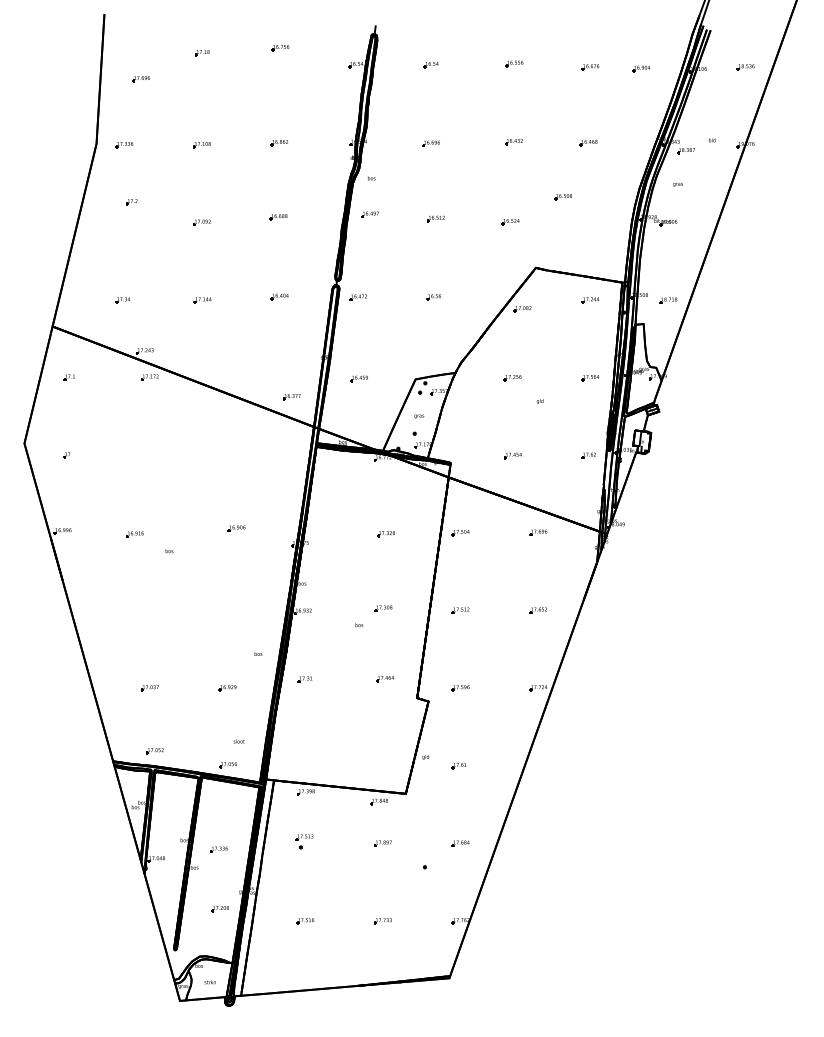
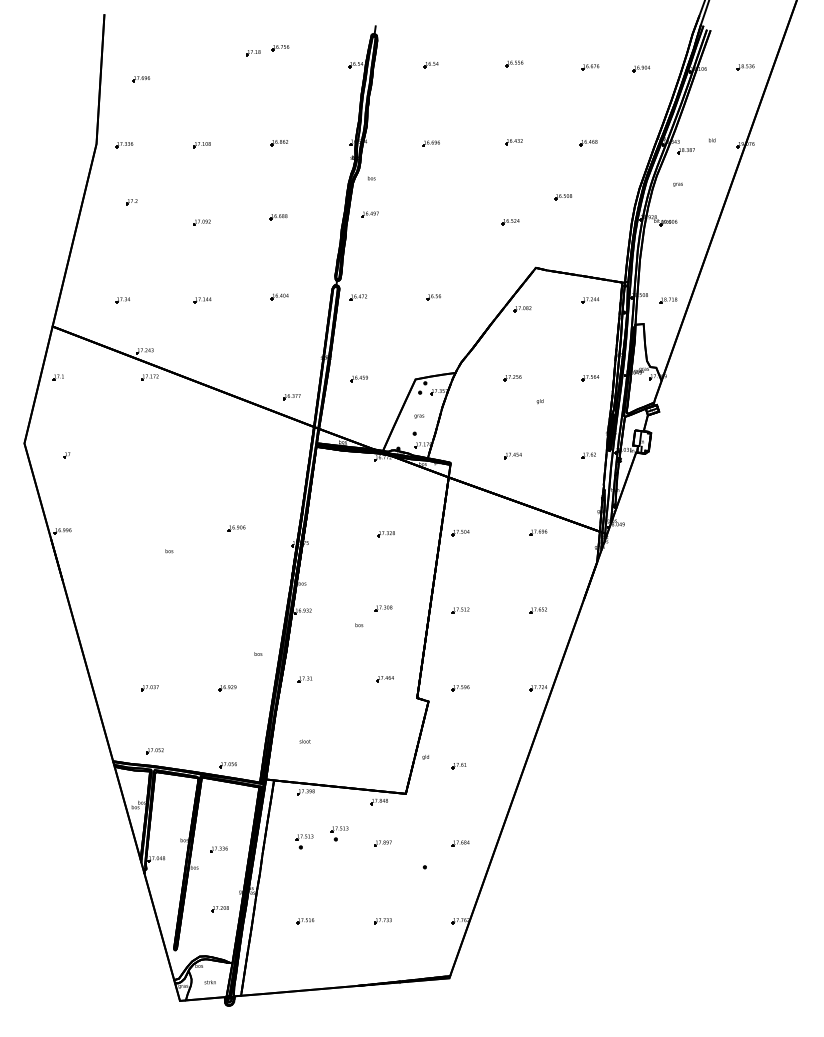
part position: (202, 53) -> (253, 53) (253, 53)
part: present -> none (435, 218)
part position: (68, 377) -> (57, 377) (57, 377)
part: present -> none (134, 534)
text position: (238, 741) -> (304, 741) (304, 741)
part: none -> present (339, 833)
